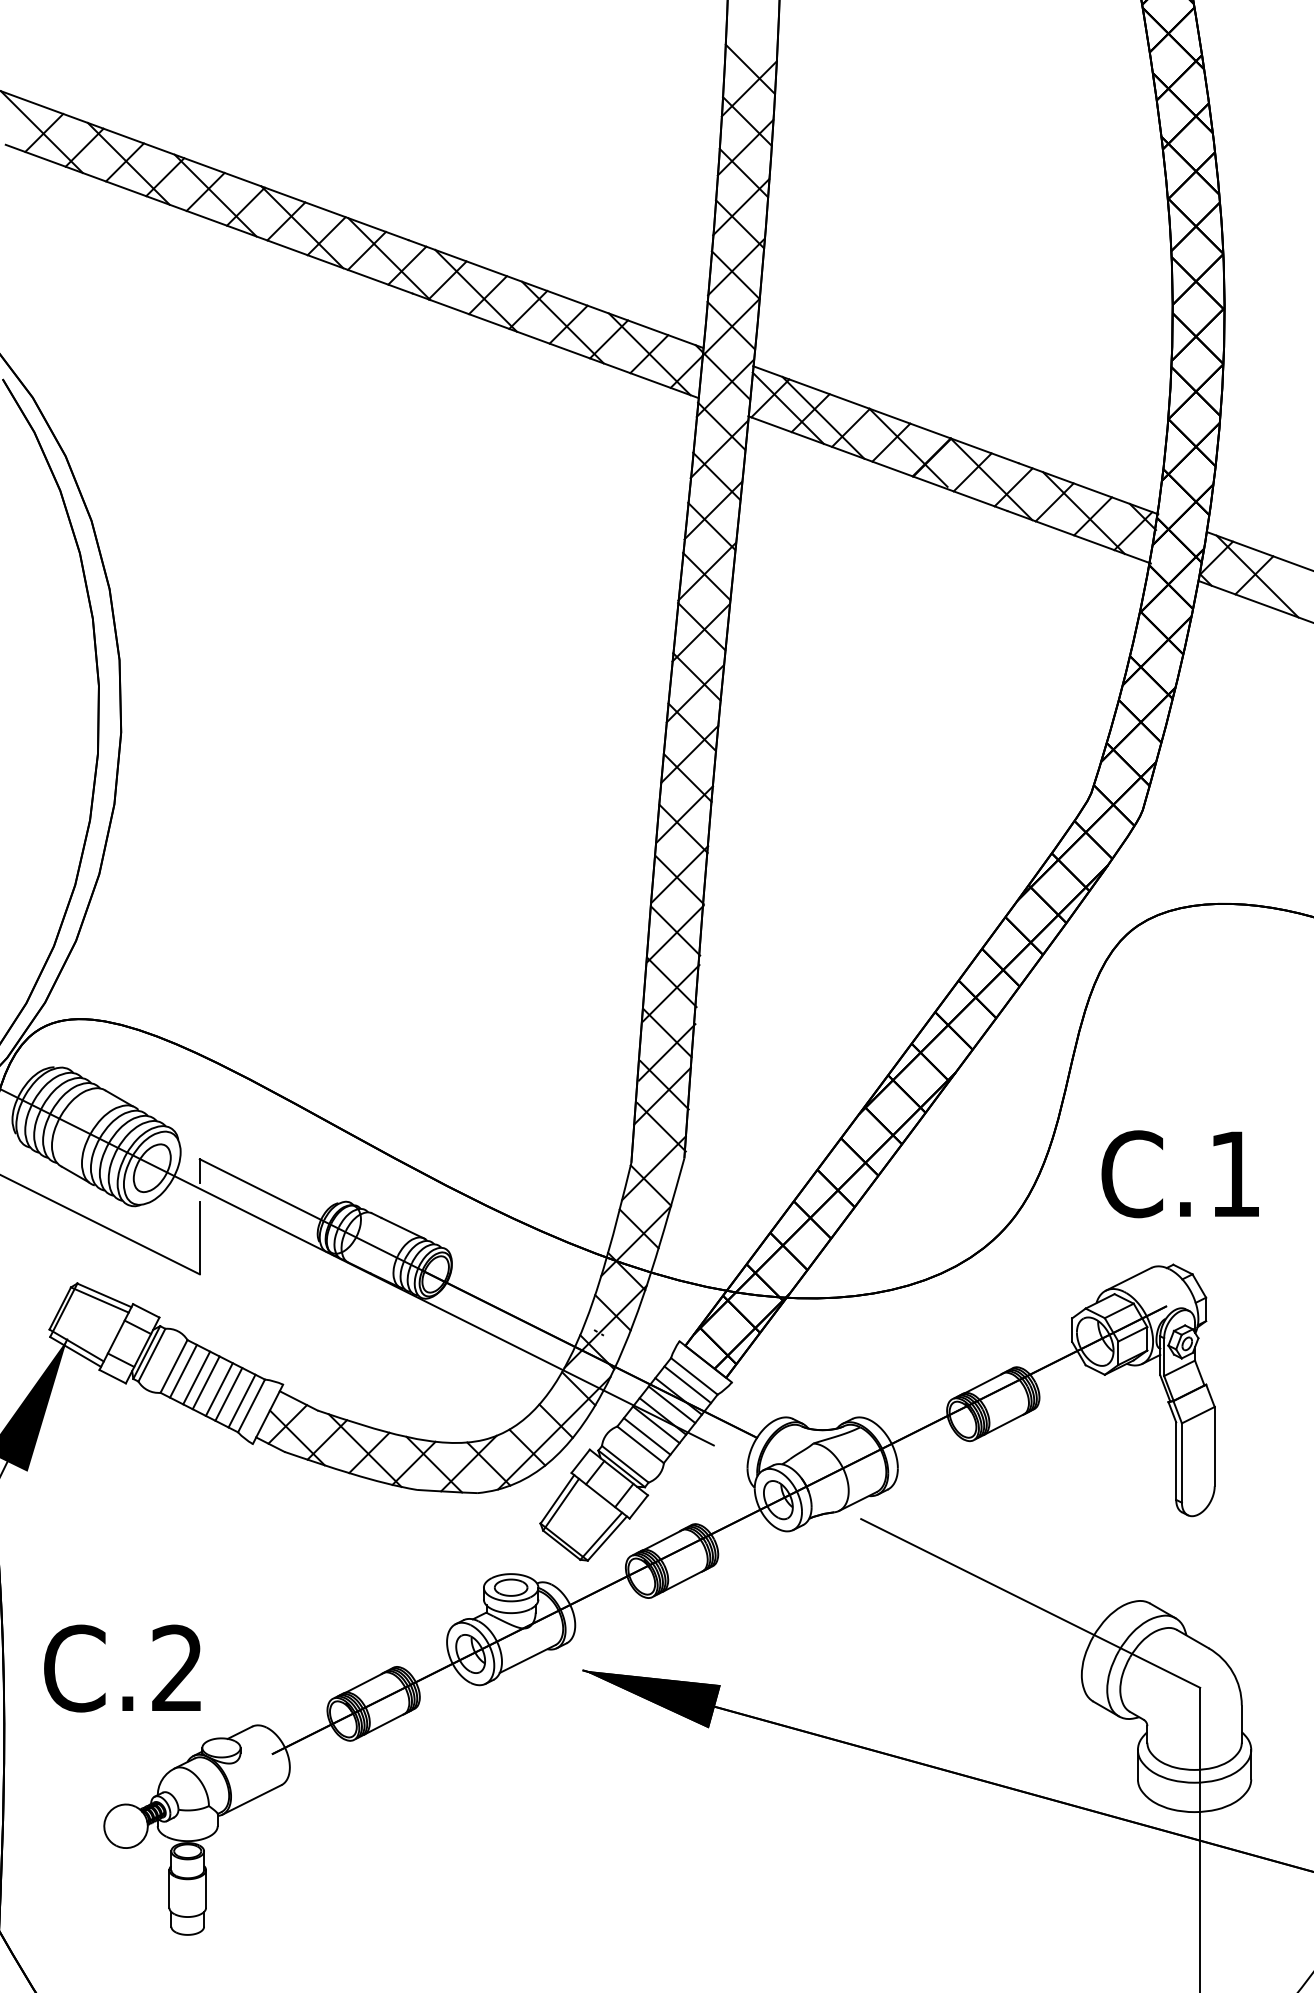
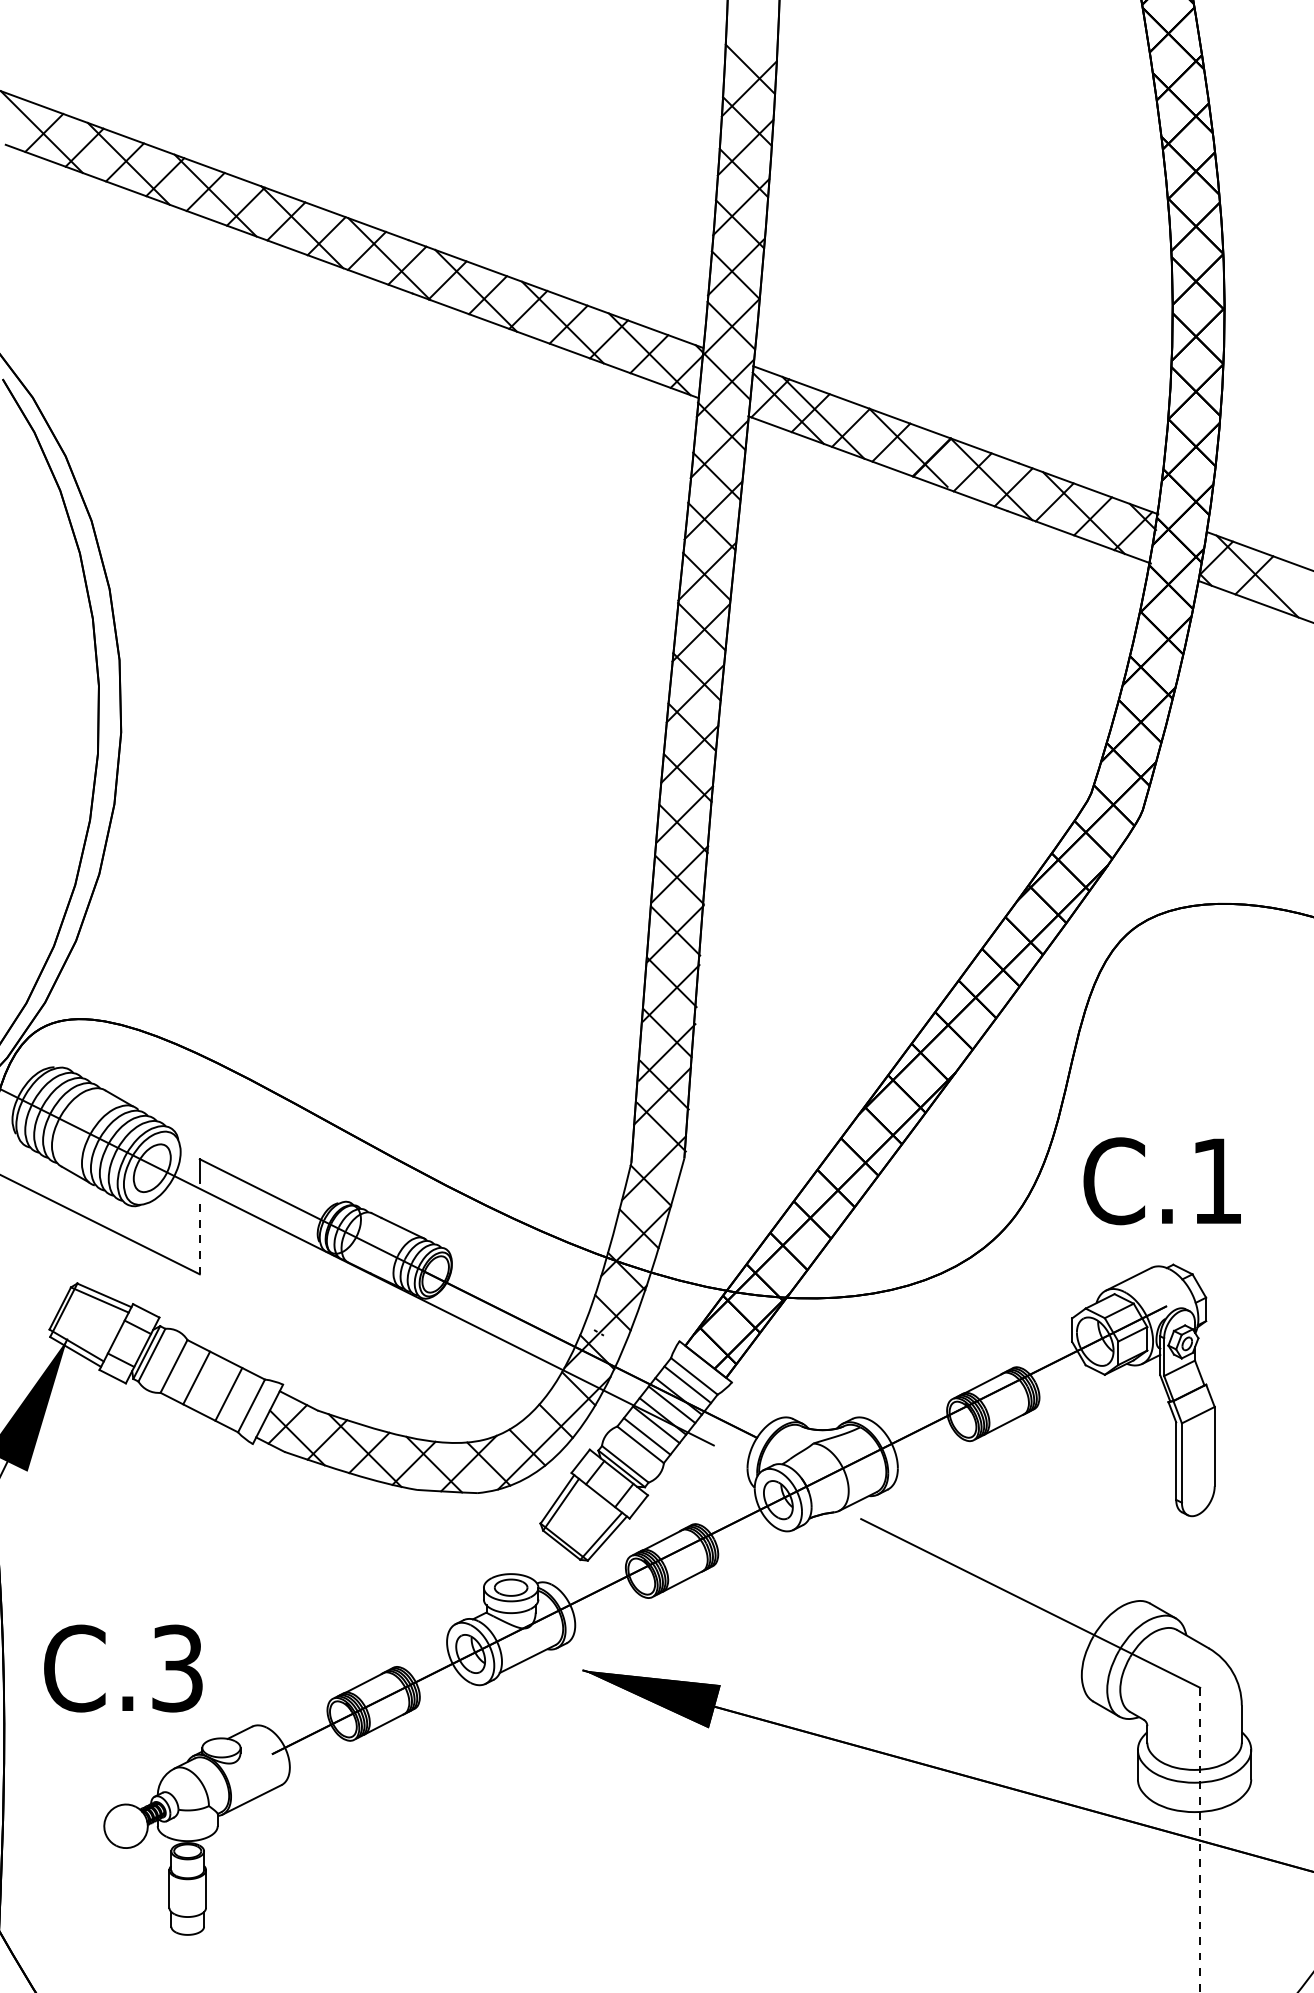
text position: (1179, 1174) -> (1161, 1181) (1161, 1181)
line: solid -> dashed (199, 1237)
line: present -> none (183, 1370)
line: present -> none (205, 1382)
line: present -> none (218, 1389)
line: present -> none (241, 1400)
text: C.2 -> C.3 (177, 1668)
line: solid -> dashed (1200, 1840)
